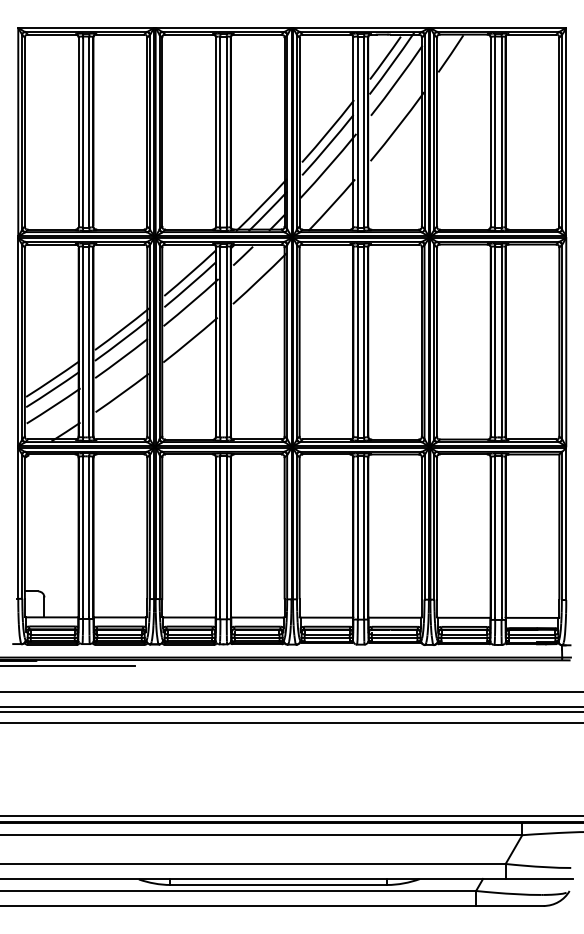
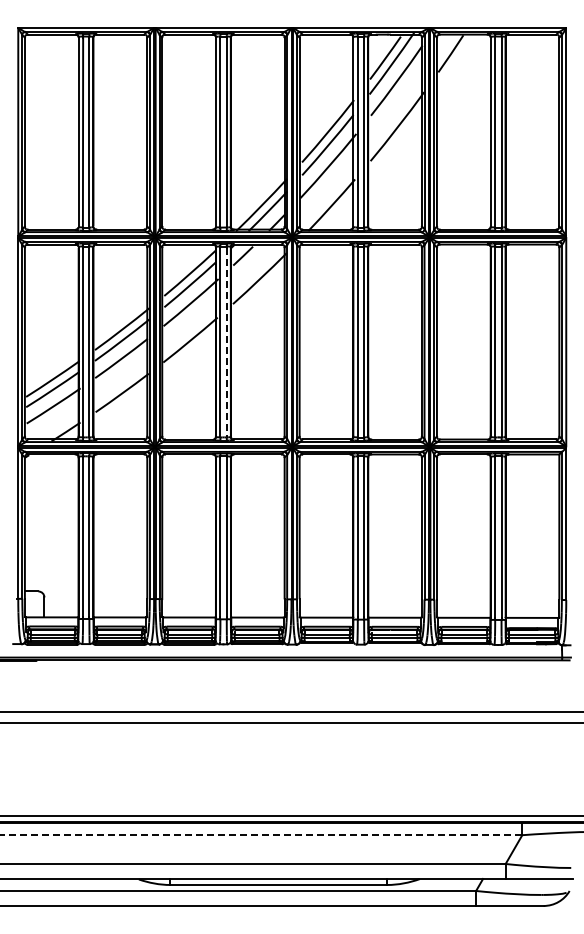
line: solid -> dashed (226, 342)
line: present -> none (68, 665)
line: present -> none (291, 691)
line: present -> none (291, 707)
line: solid -> dashed (261, 835)
